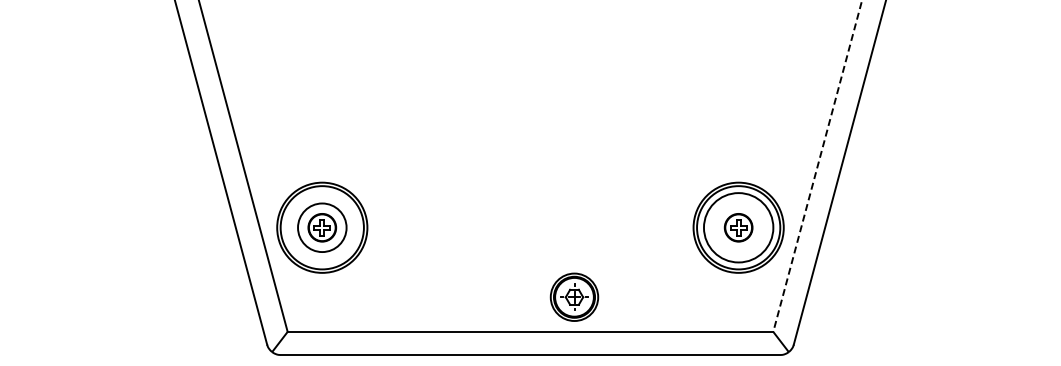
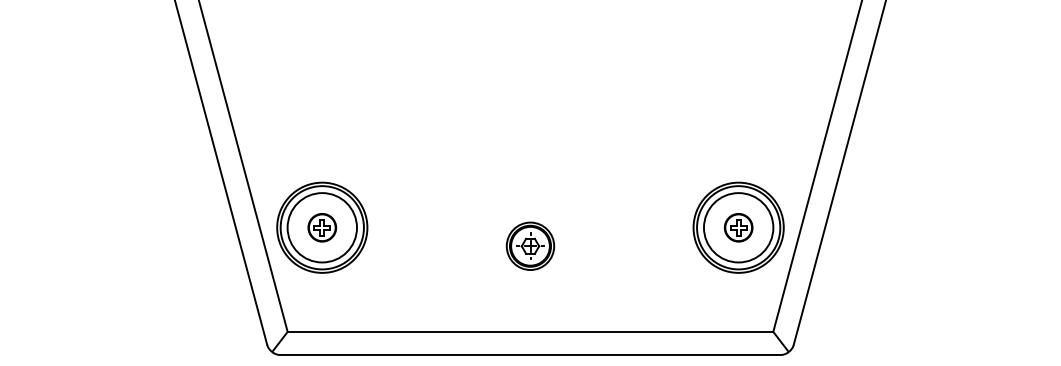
line: dashed -> solid (817, 166)
circle diameter: 49 px -> 69 px (322, 227)
part position: (574, 296) -> (530, 245) (530, 245)
